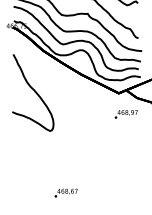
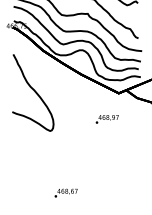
text position: (125, 114) -> (106, 119) (106, 119)
